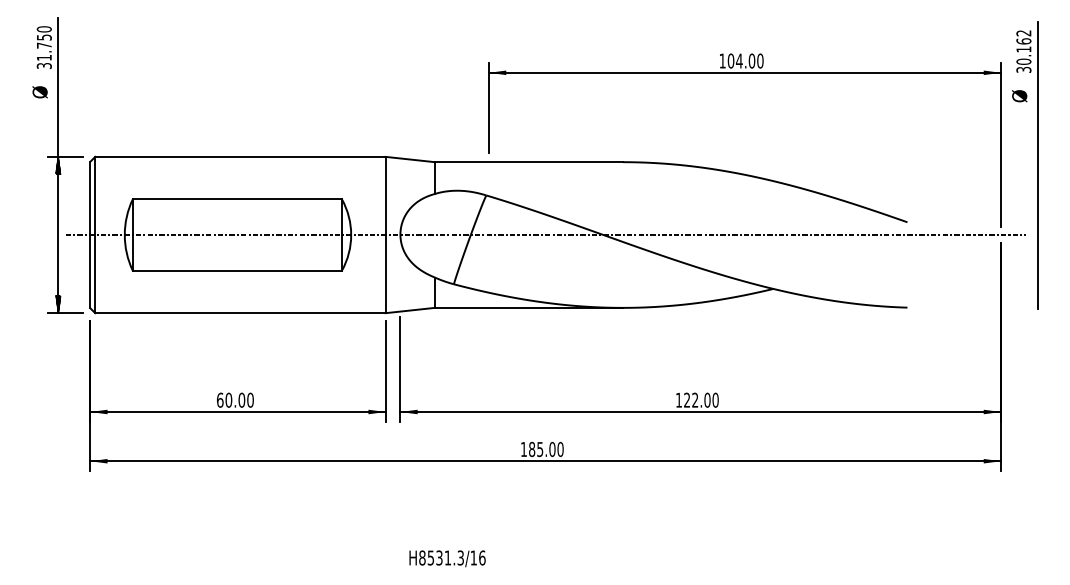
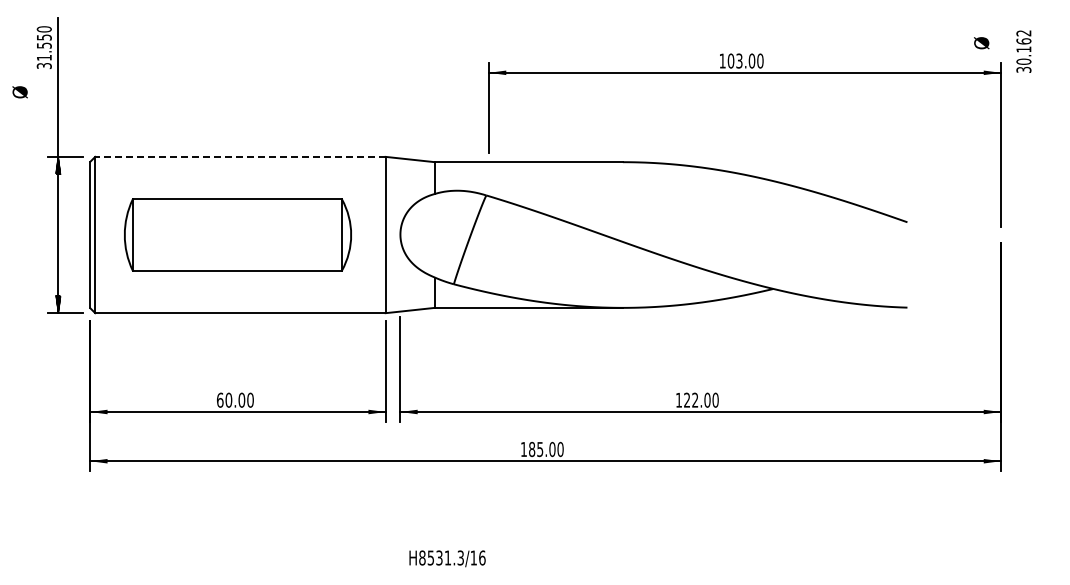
text: 31.750 -> 31.550 (44, 45)
text: 104.00 -> 103.00 (739, 60)
text position: (39, 92) -> (19, 92) (19, 92)
text position: (1019, 96) -> (981, 43) (981, 43)
line: solid -> dashed (239, 156)
line: present -> none (1037, 165)
line: present -> none (545, 235)
